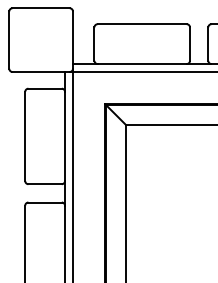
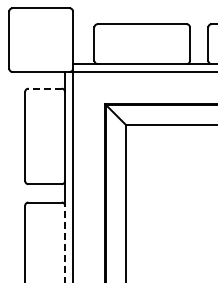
line: solid -> dashed (45, 88)
line: solid -> dashed (65, 244)
